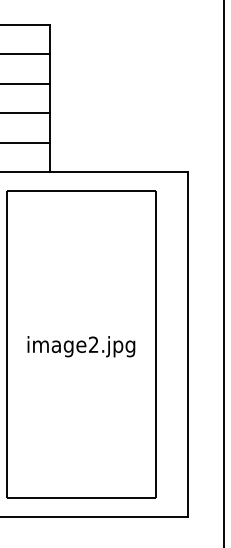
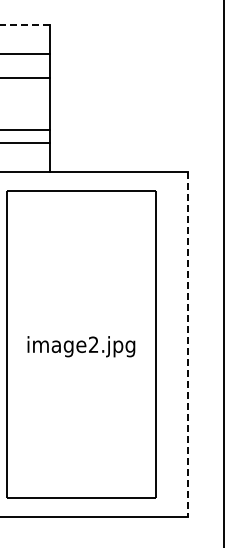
line: solid -> dashed (24, 24)
line position: (25, 83) -> (25, 77) (25, 77)
line position: (25, 113) -> (25, 130) (25, 130)
line: solid -> dashed (187, 344)
